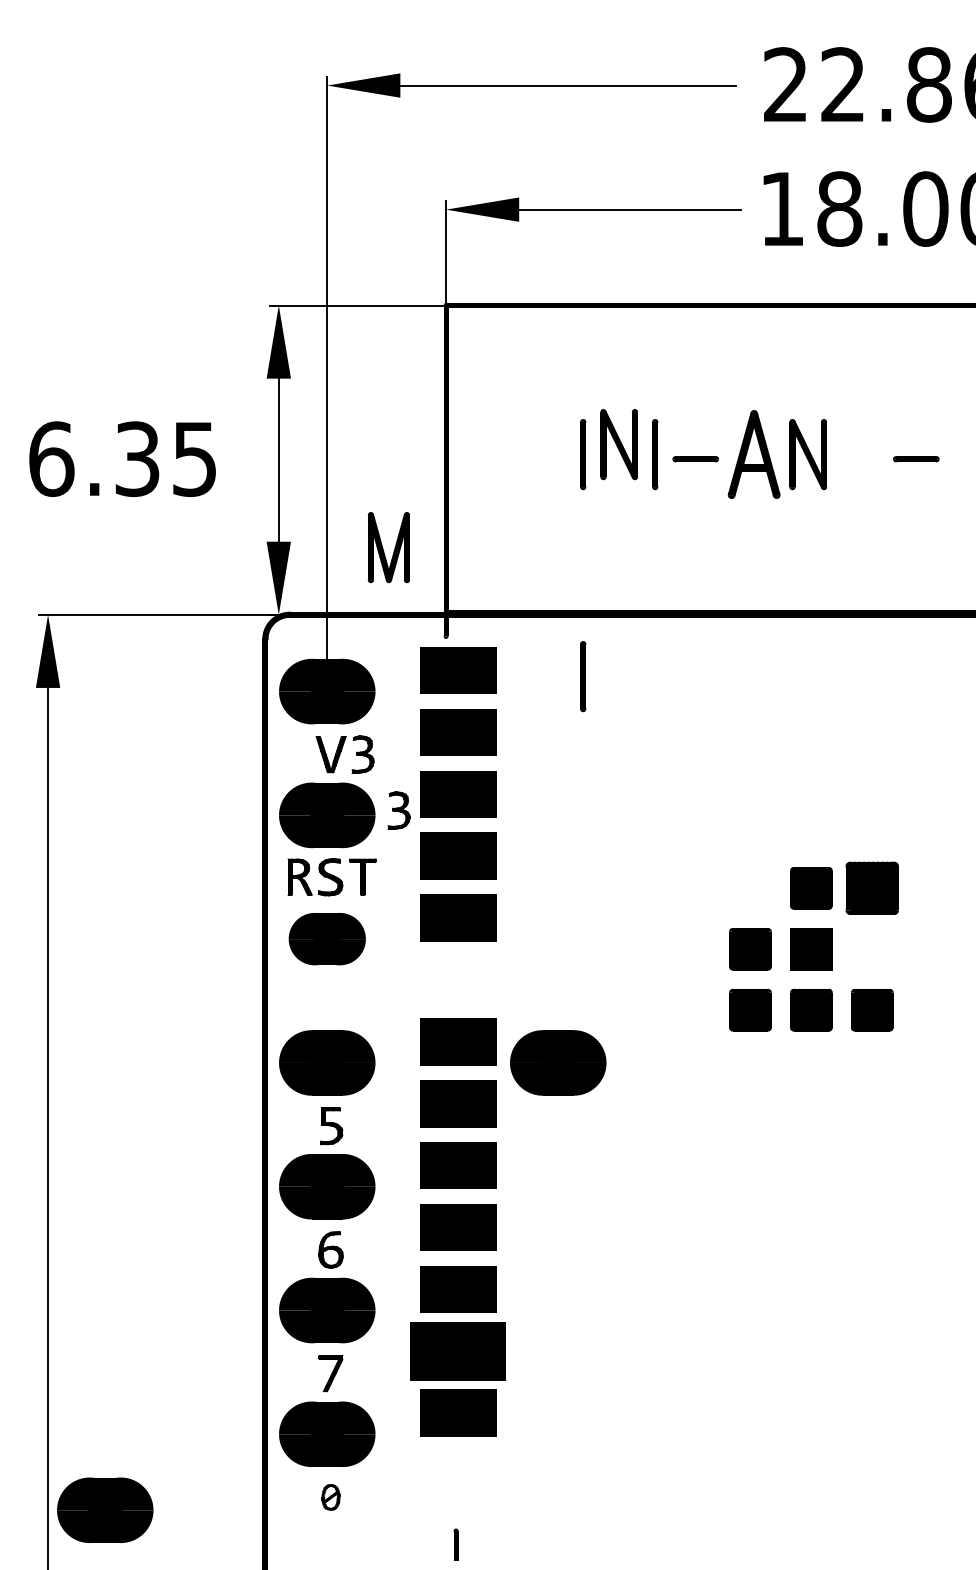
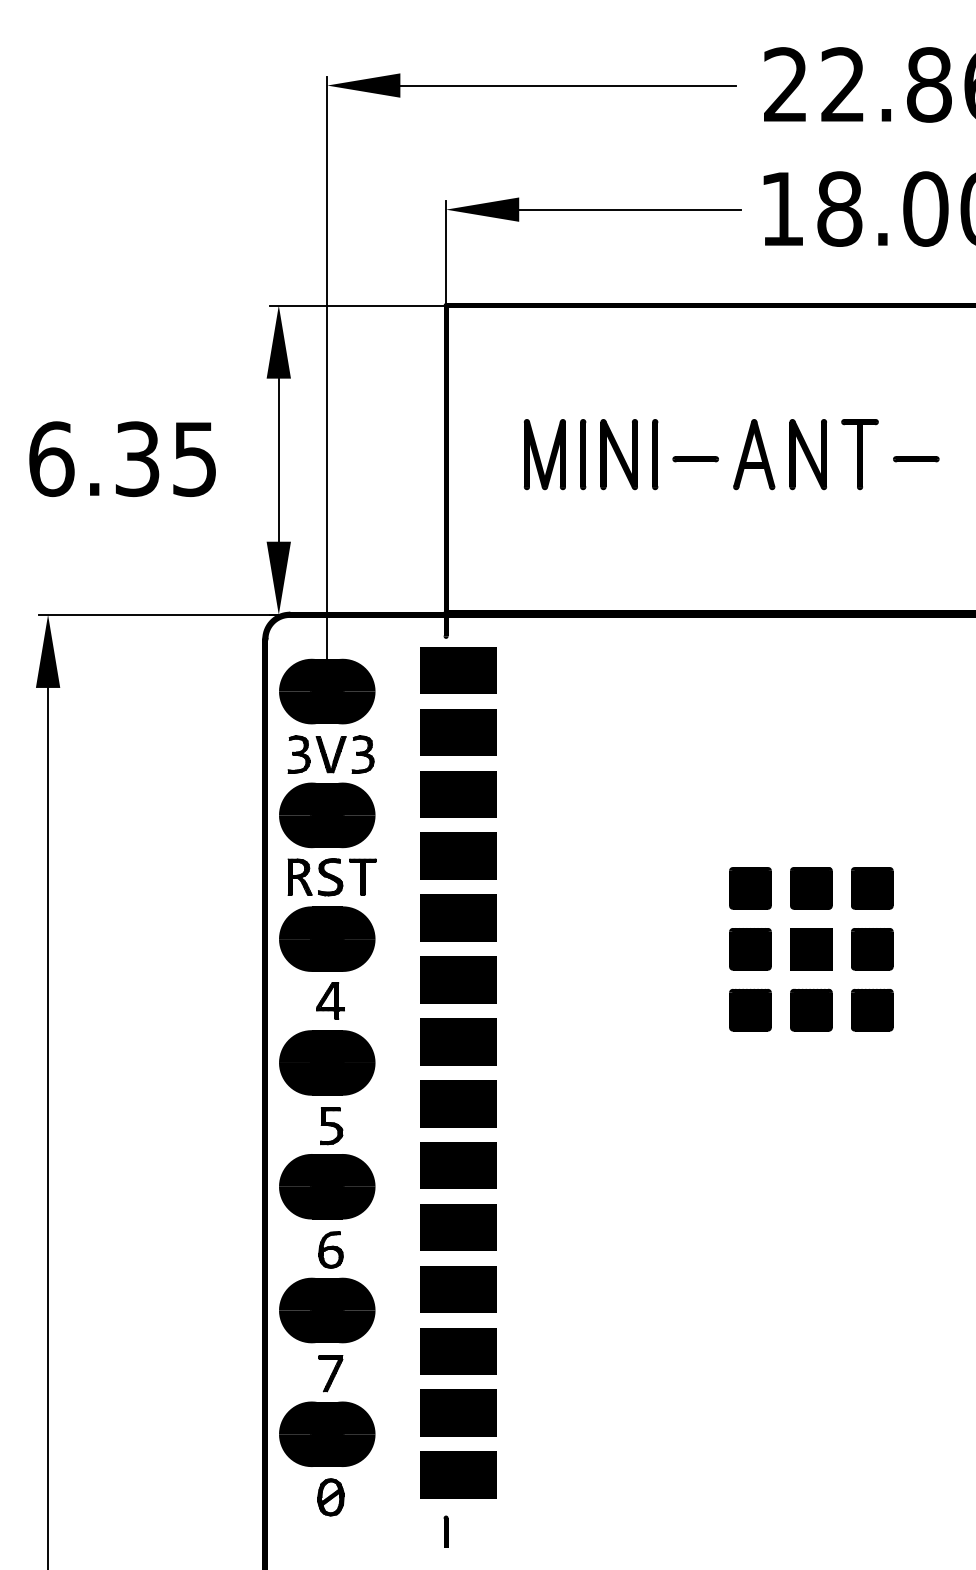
part position: (618, 444) -> (618, 454) (618, 454)
part size: 54x89 px -> 43x72 px (754, 454)
part: none -> present (859, 454)
part position: (388, 547) -> (544, 454) (544, 454)
part: present -> none (583, 676)
part position: (398, 810) -> (298, 754) (298, 754)
part size: 54x54 px -> 43x43 px (872, 888)
part: none -> present (750, 888)
part size: 78x53 px -> 97x66 px (327, 938)
part: none -> present (872, 949)
part: none -> present (458, 979)
part: none -> present (330, 1000)
part: present -> none (558, 1062)
part size: 96x59 px -> 77x47 px (458, 1351)
part: none -> present (458, 1474)
part size: 20x27 px -> 28x39 px (330, 1497)
part: present -> none (105, 1509)
part position: (455, 1544) -> (445, 1531) (445, 1531)
